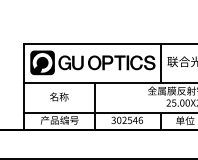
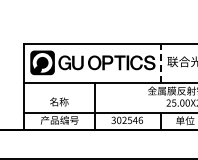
line: solid -> dashed (160, 62)
text position: (59, 96) -> (59, 101) (59, 101)
